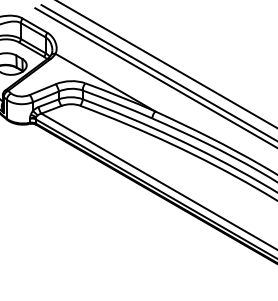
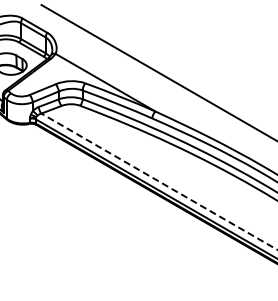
line: present -> none (166, 64)
line: present -> none (154, 77)
line: solid -> dashed (159, 181)
